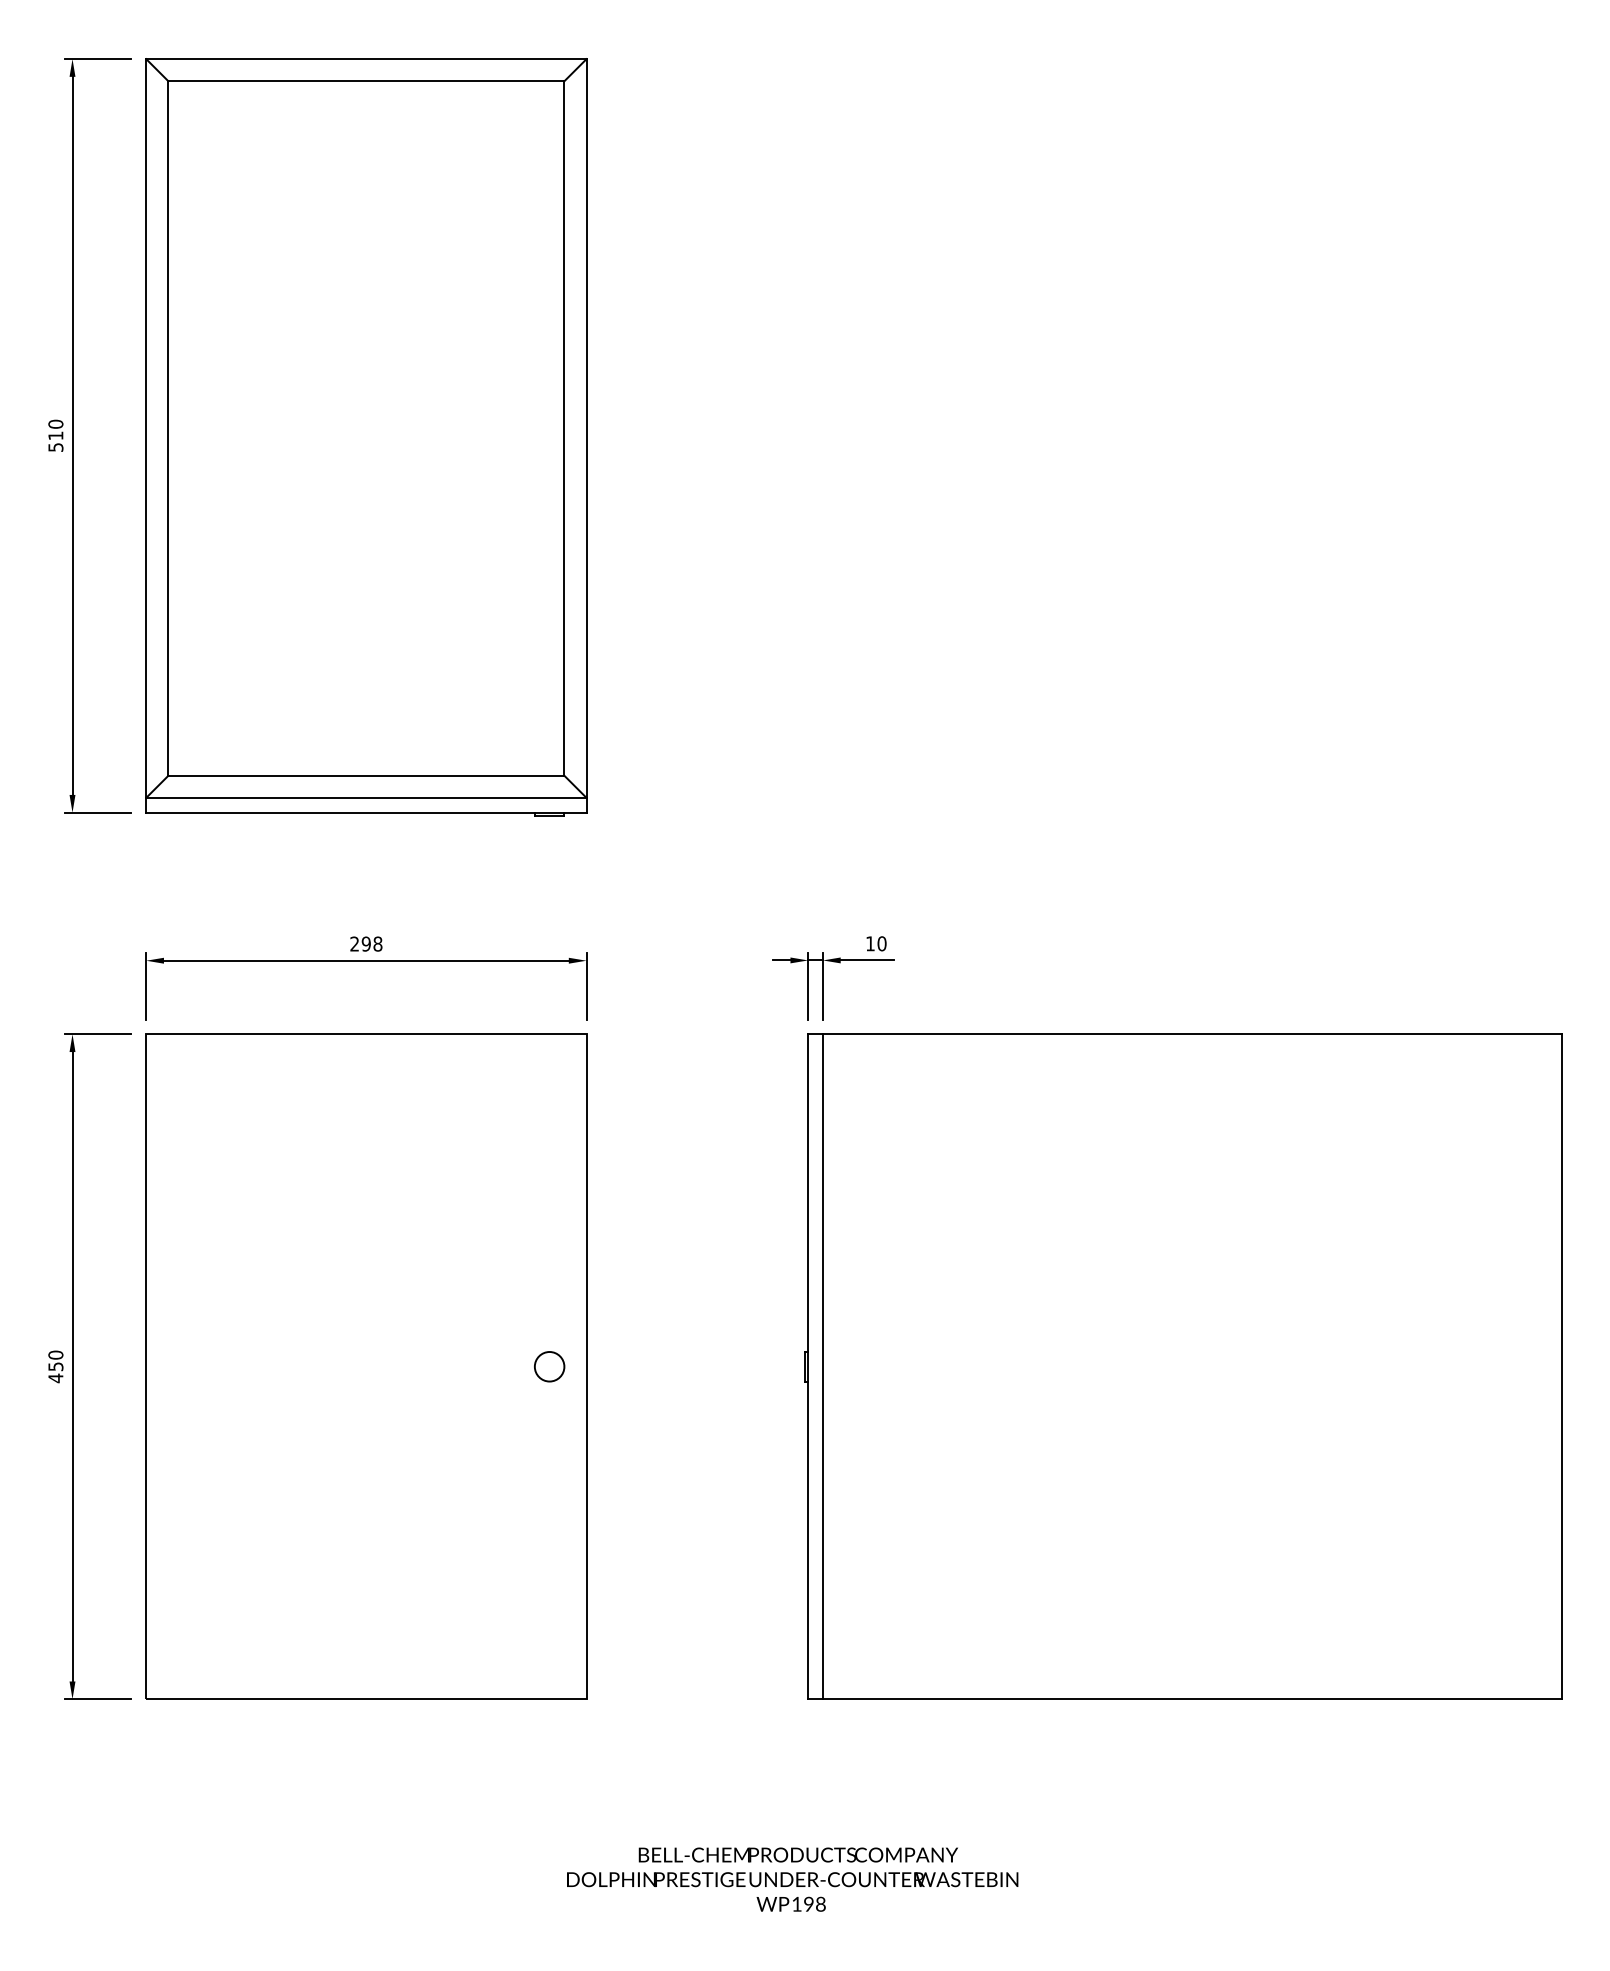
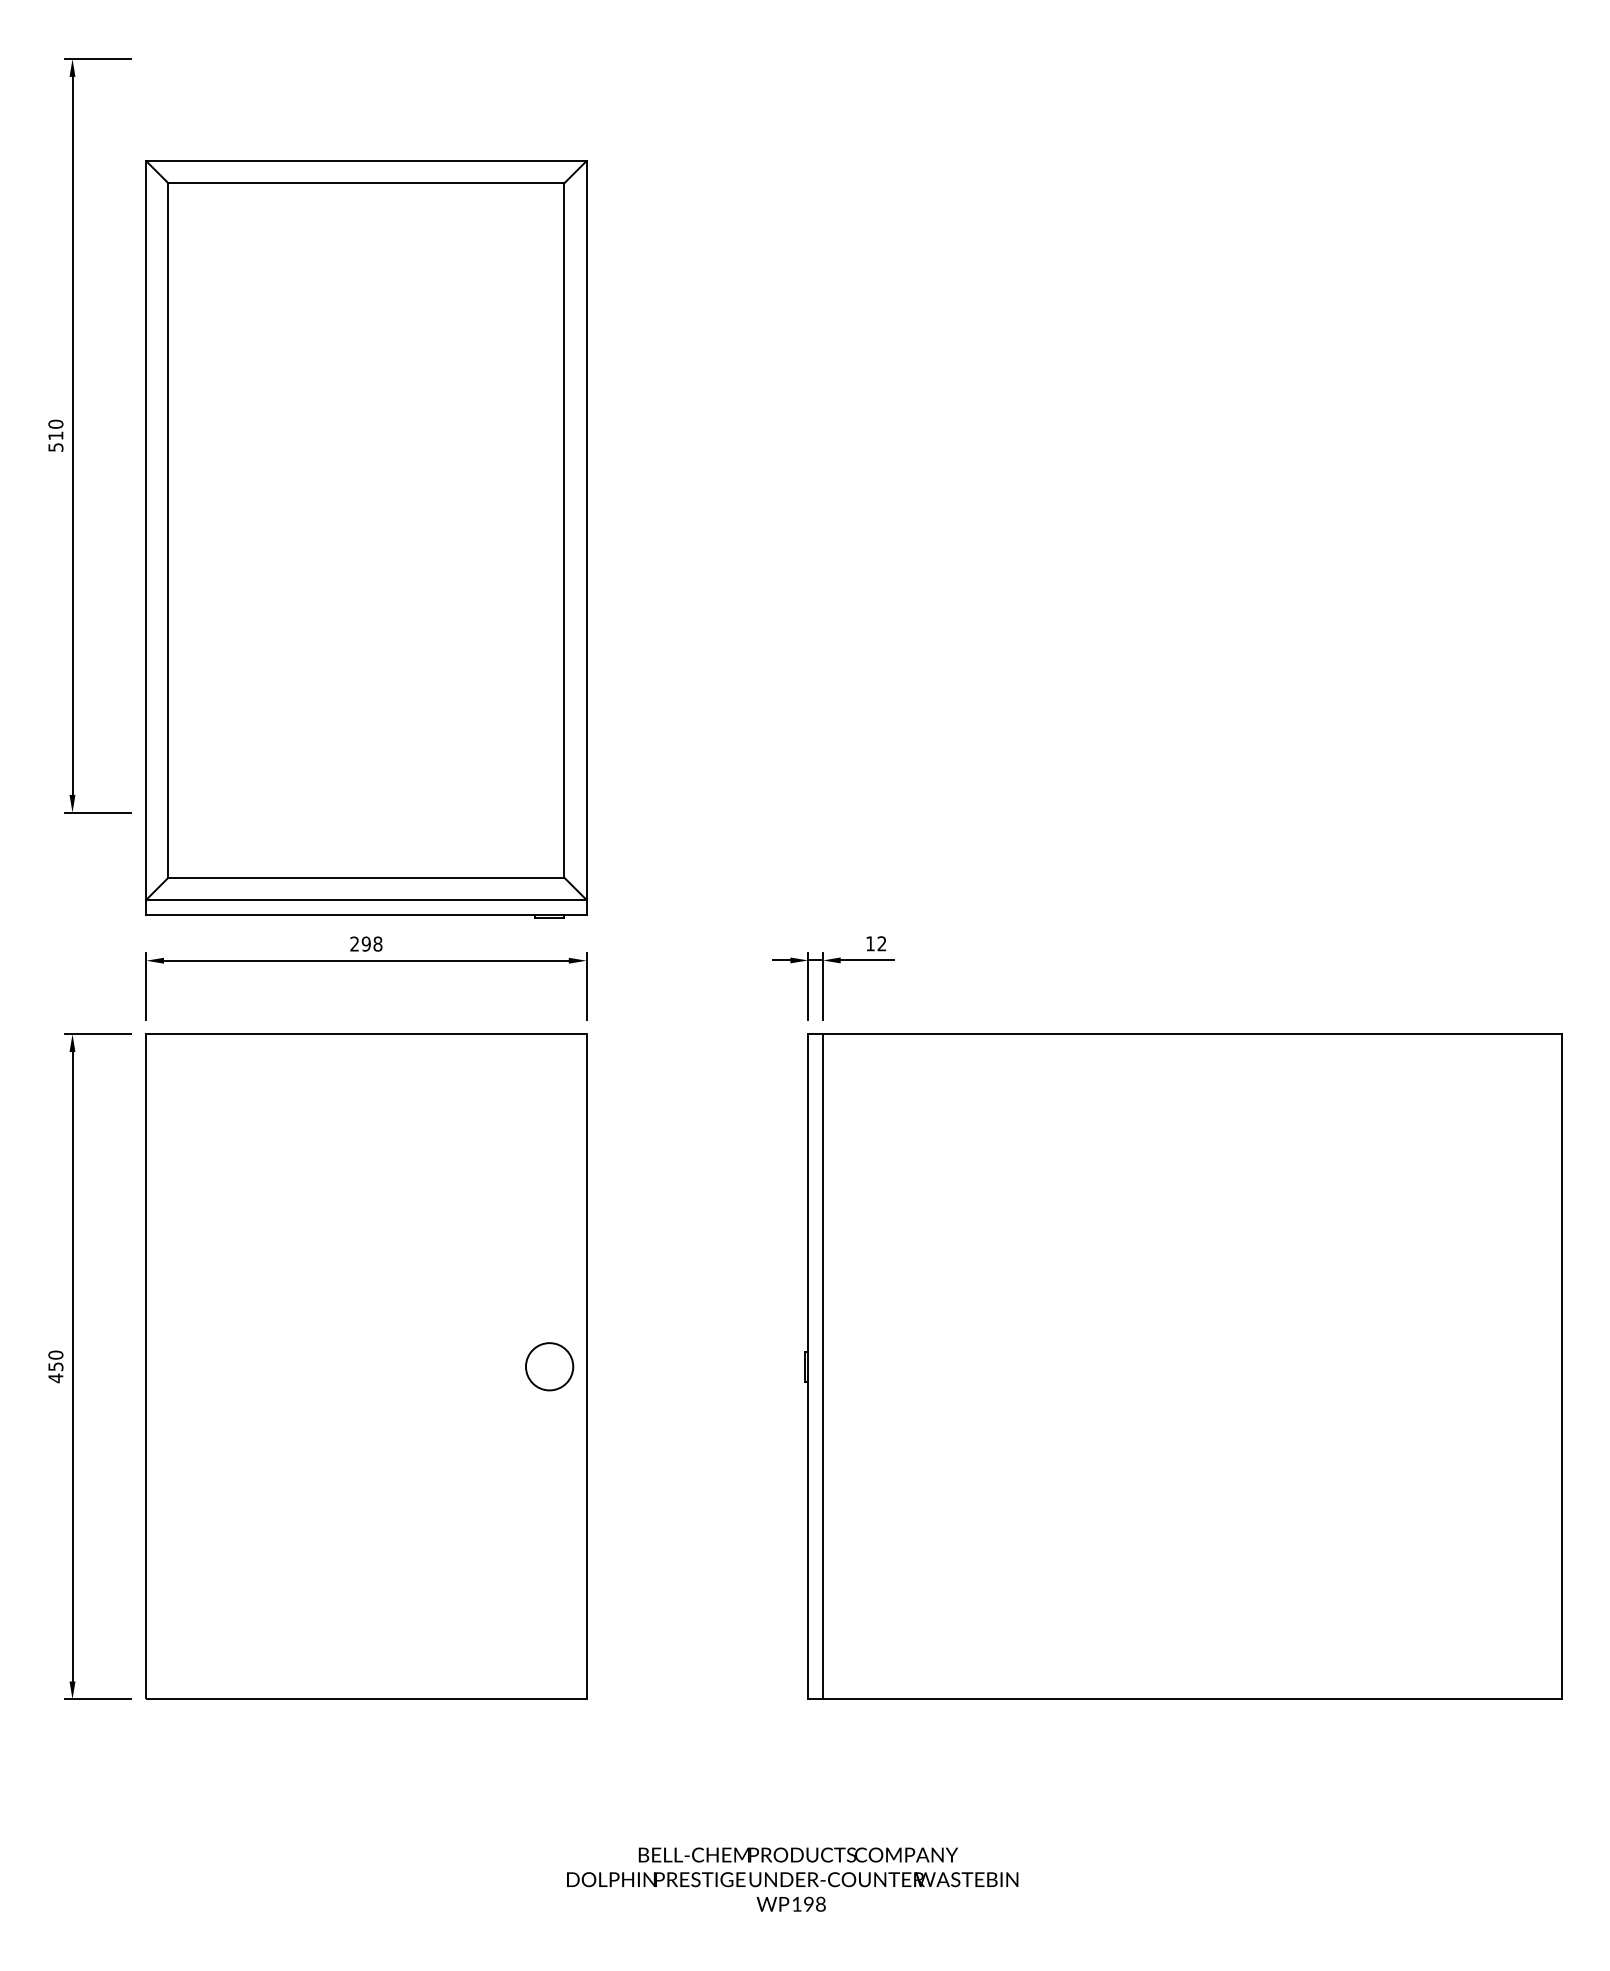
part position: (366, 437) -> (366, 539) (366, 539)
text: 10 -> 12 (881, 943)
circle diameter: 30 px -> 47 px (549, 1366)
